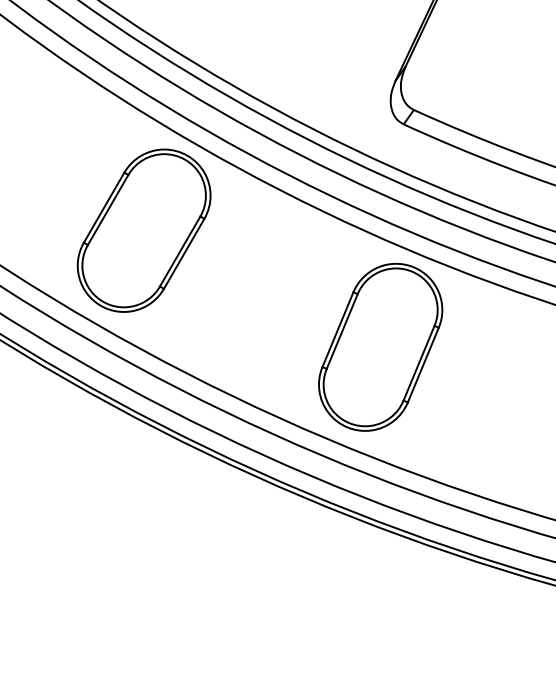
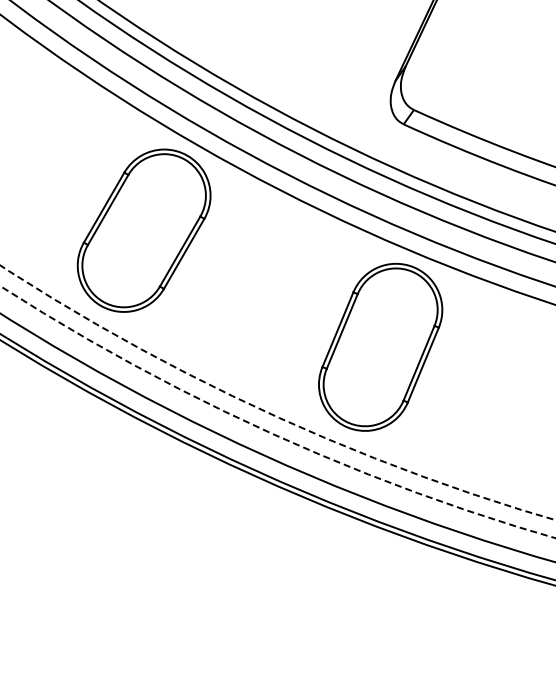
circle: solid -> dashed (277, 392)
circle: solid -> dashed (277, 412)
